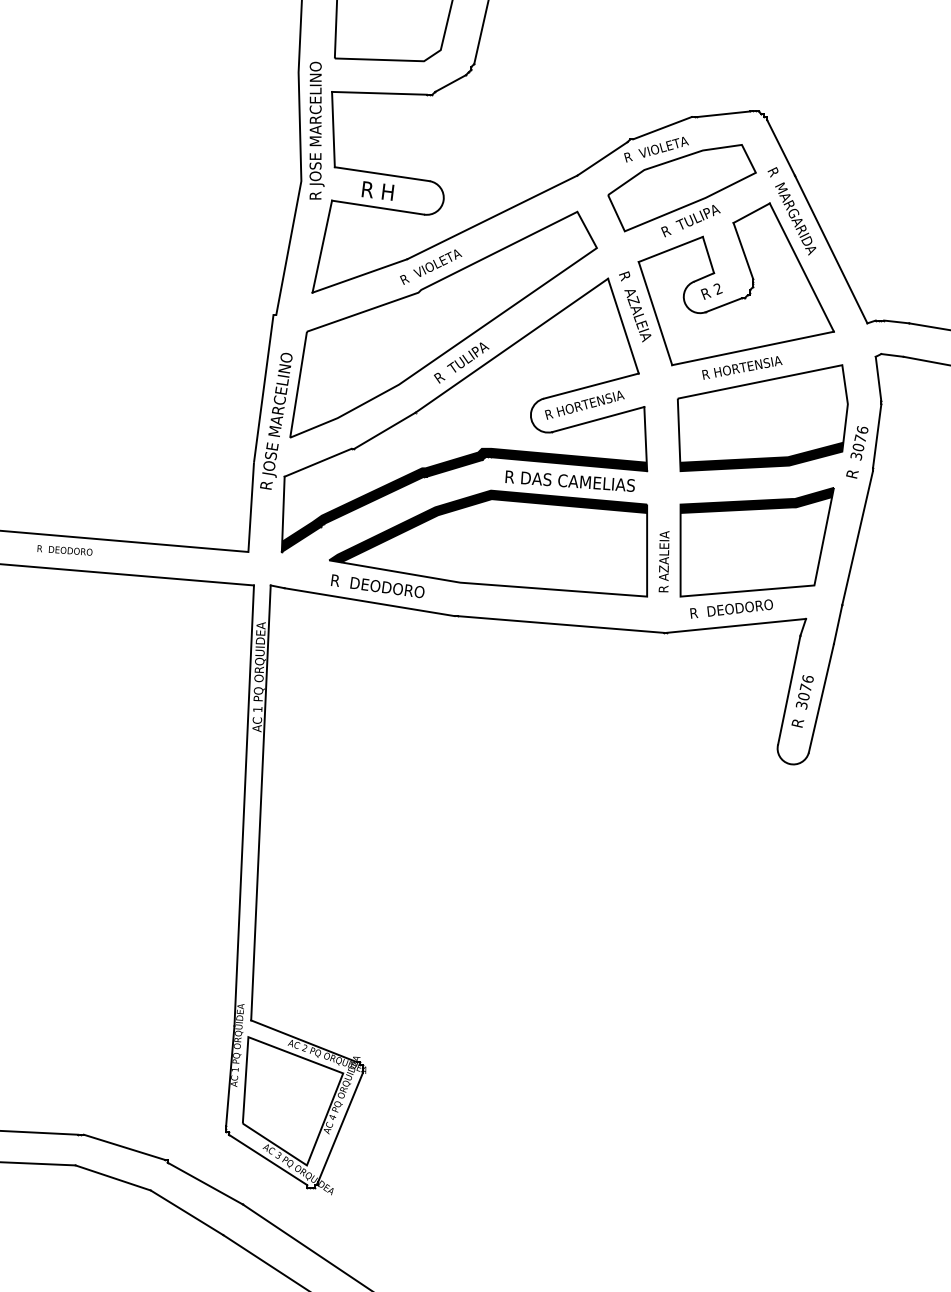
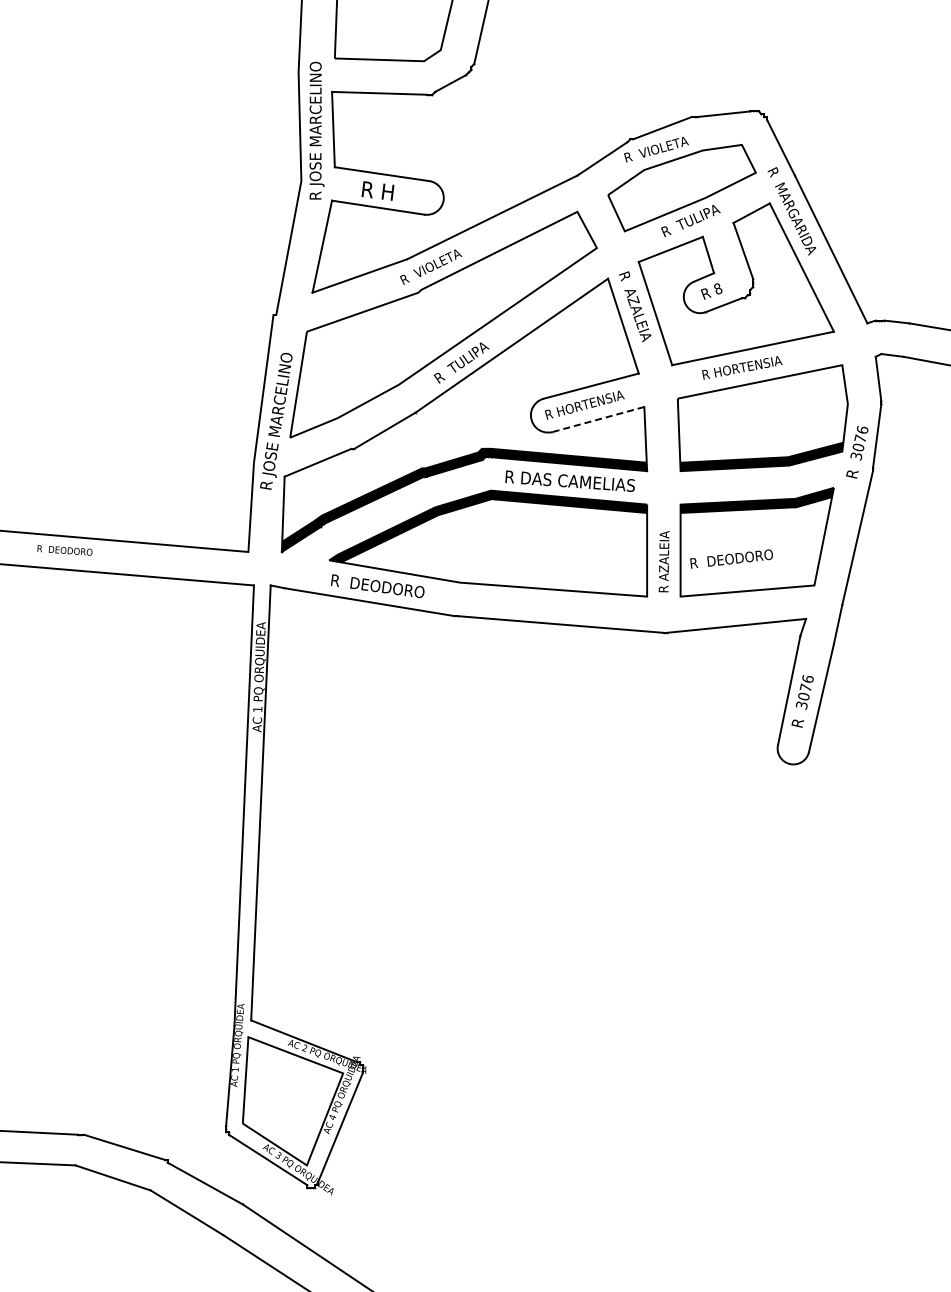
text: 2 -> 8 (717, 288)
line: solid -> dashed (598, 419)
text position: (731, 608) -> (731, 558) (731, 558)
